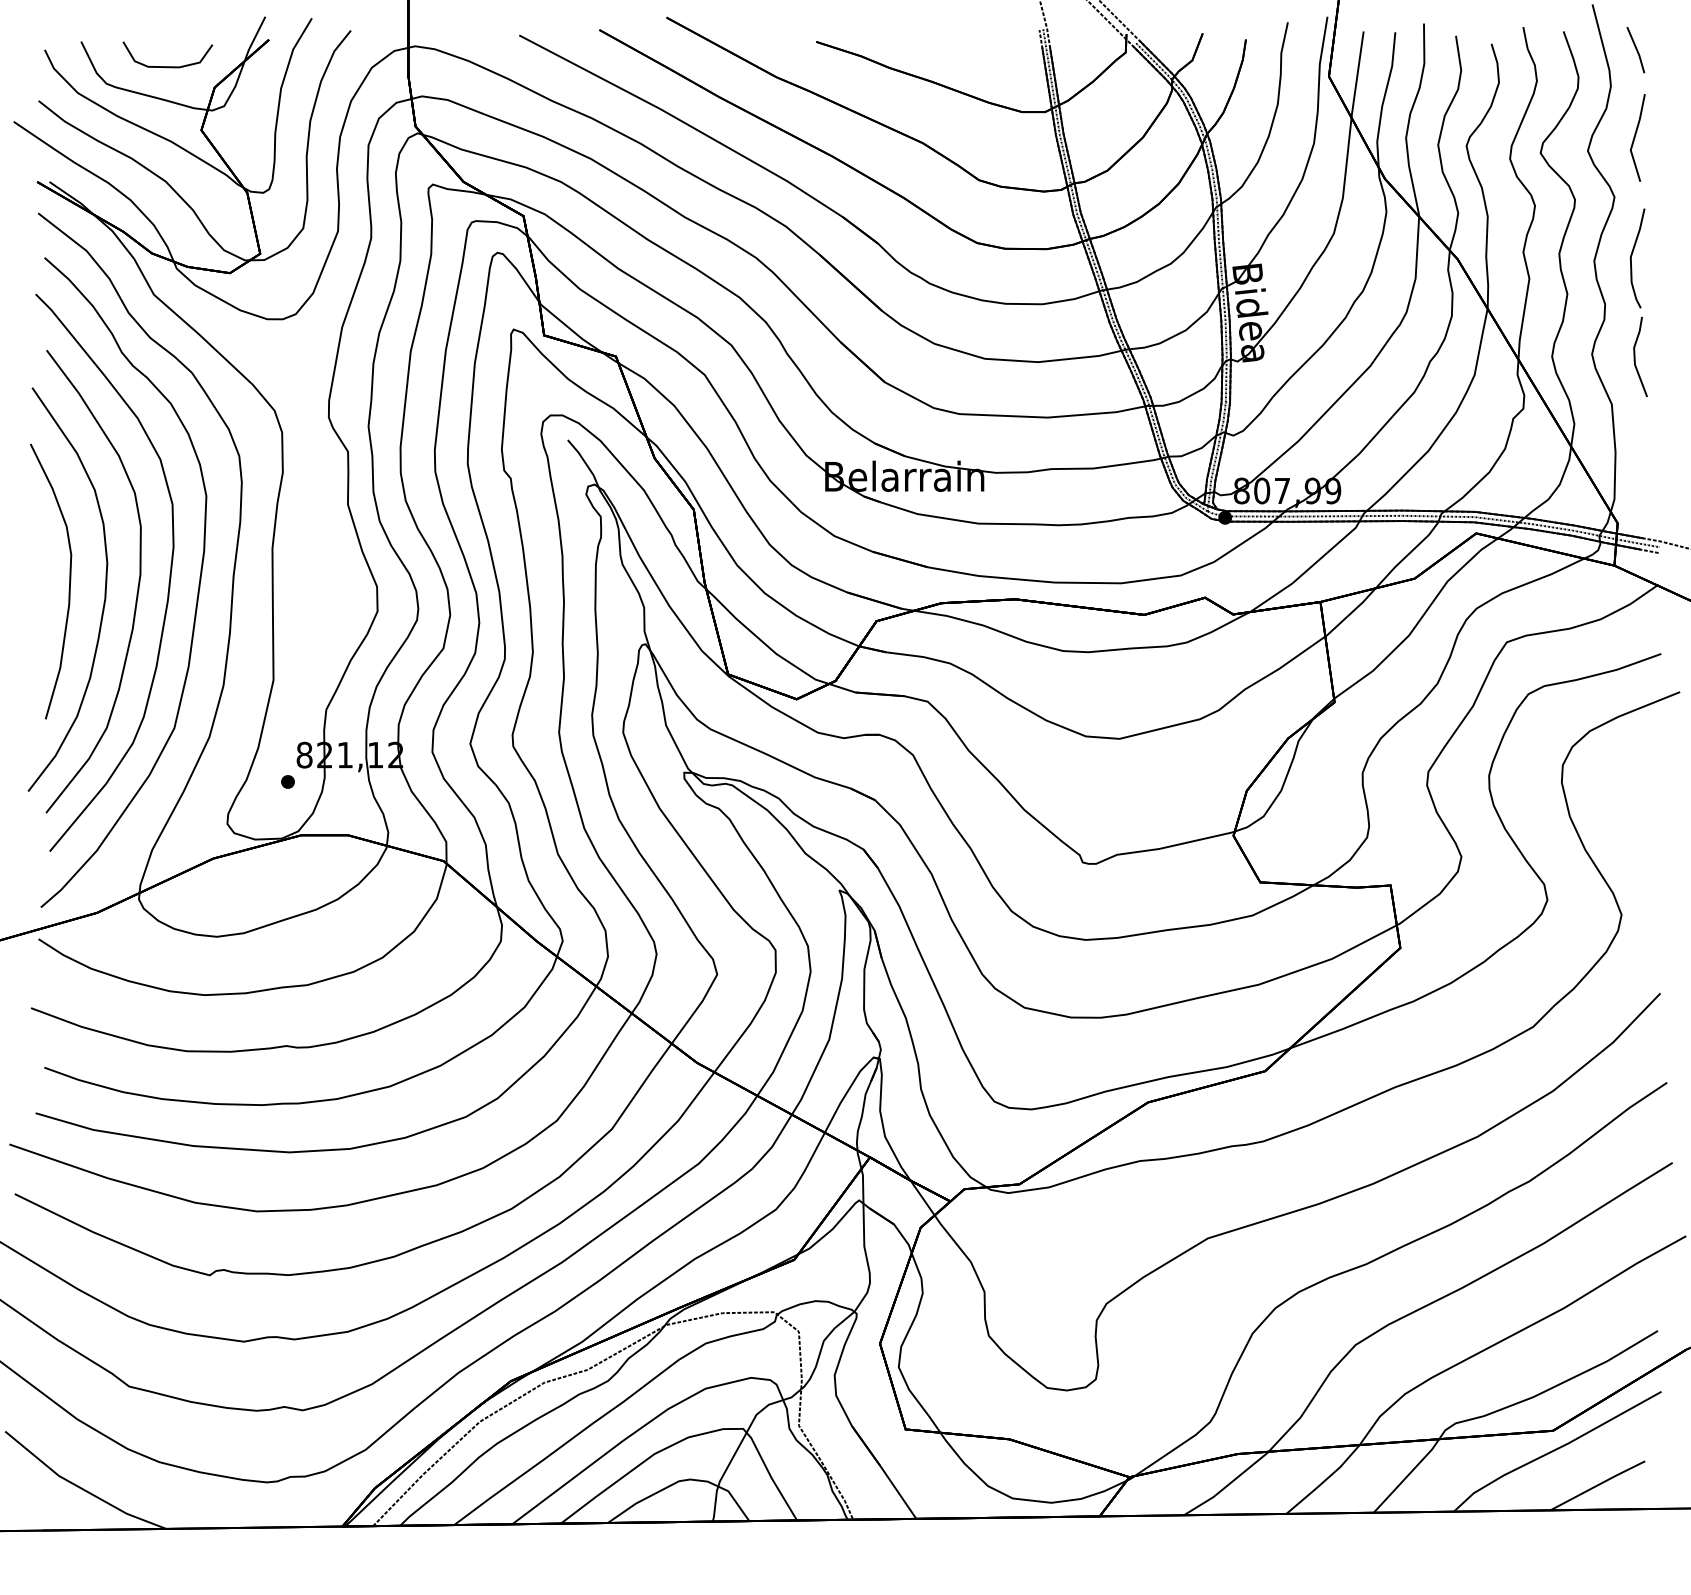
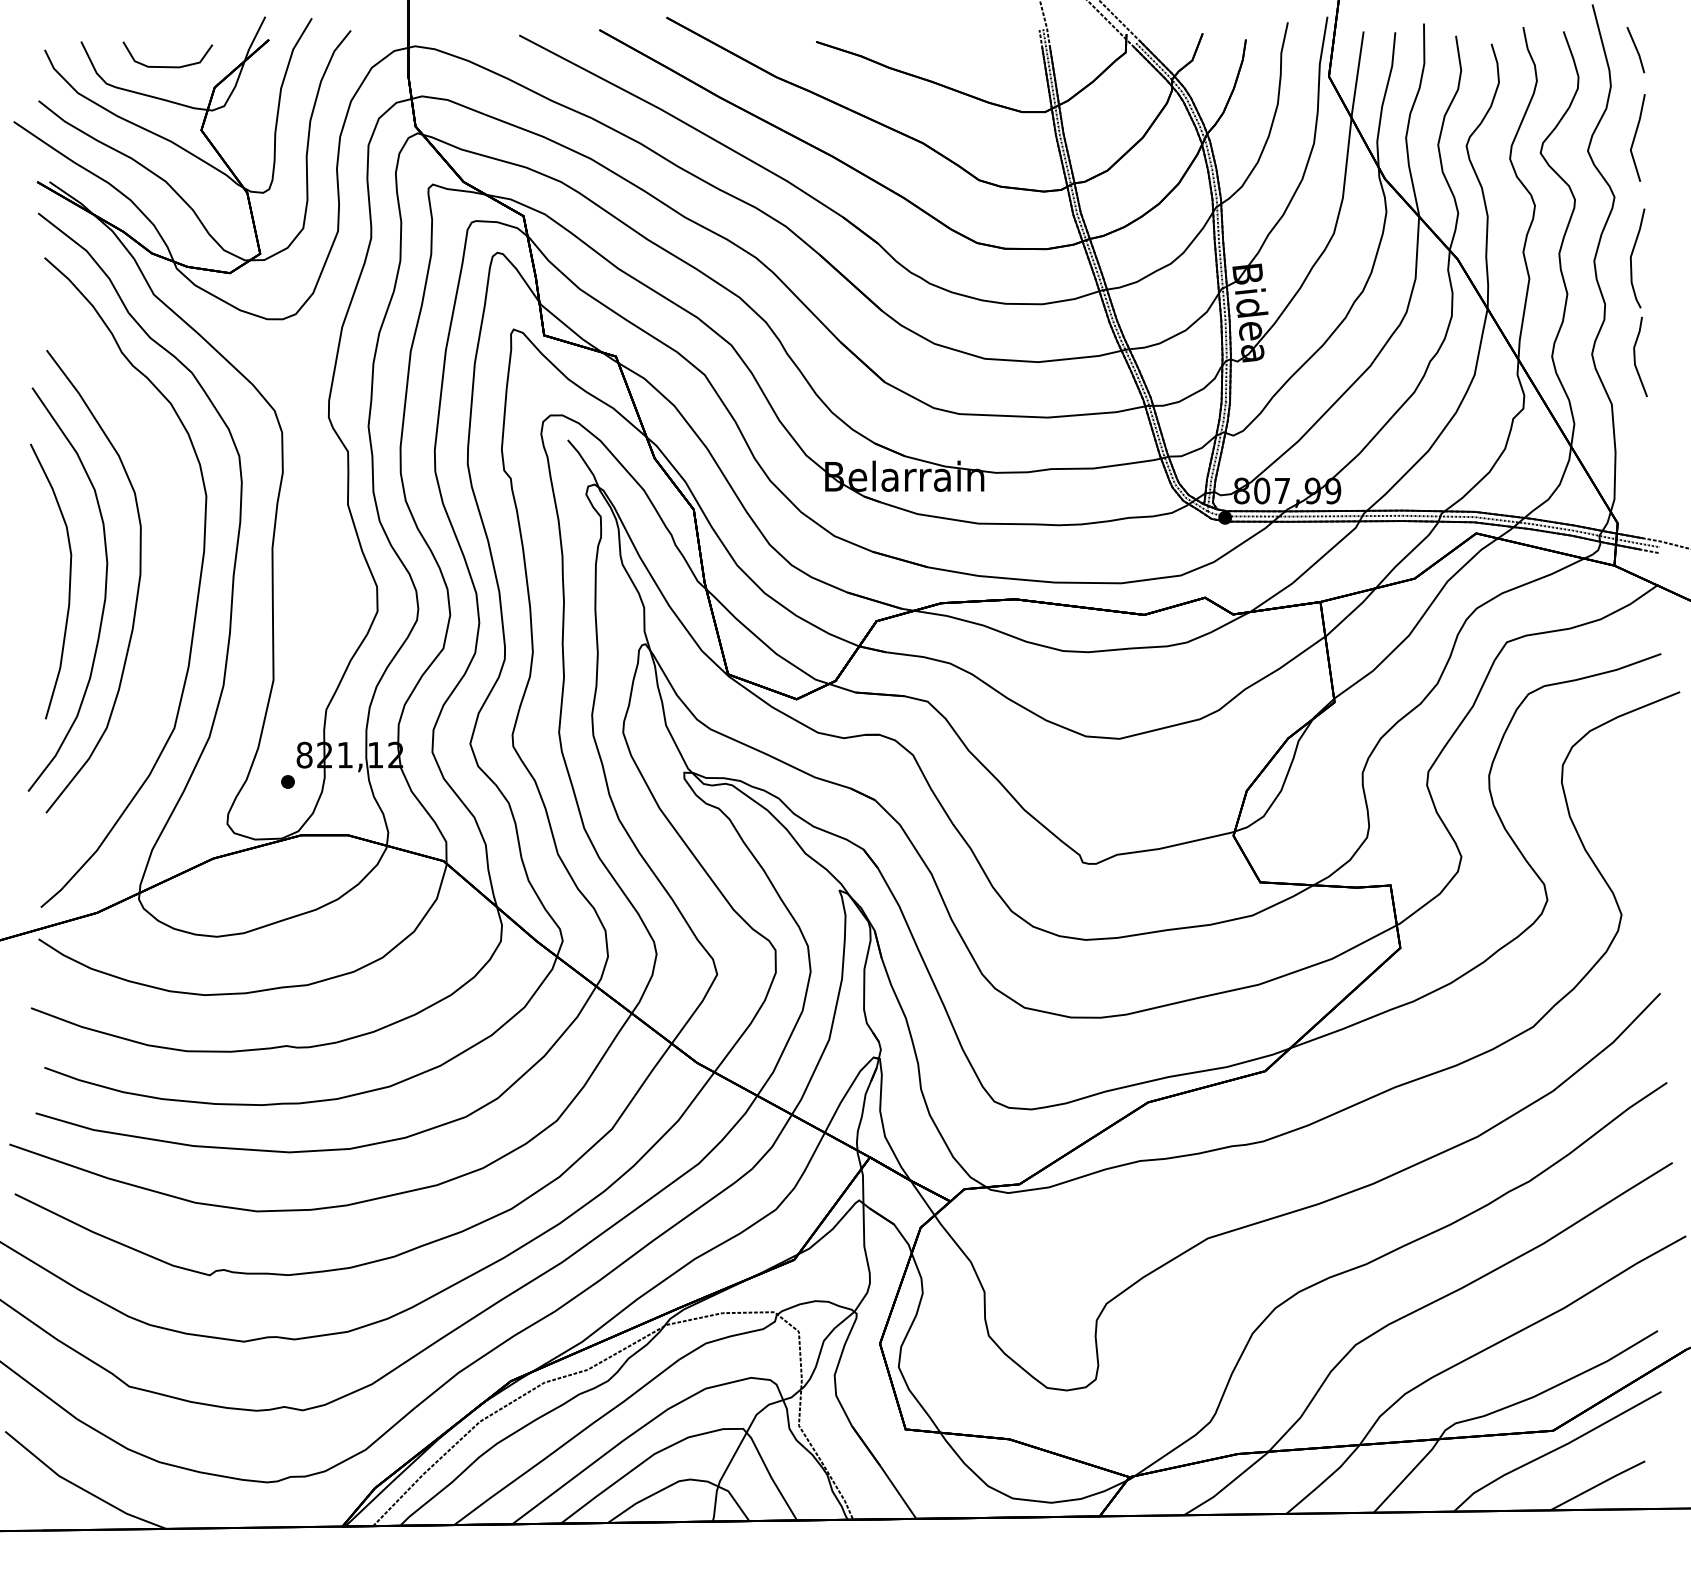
curve: present -> none (168, 583)
